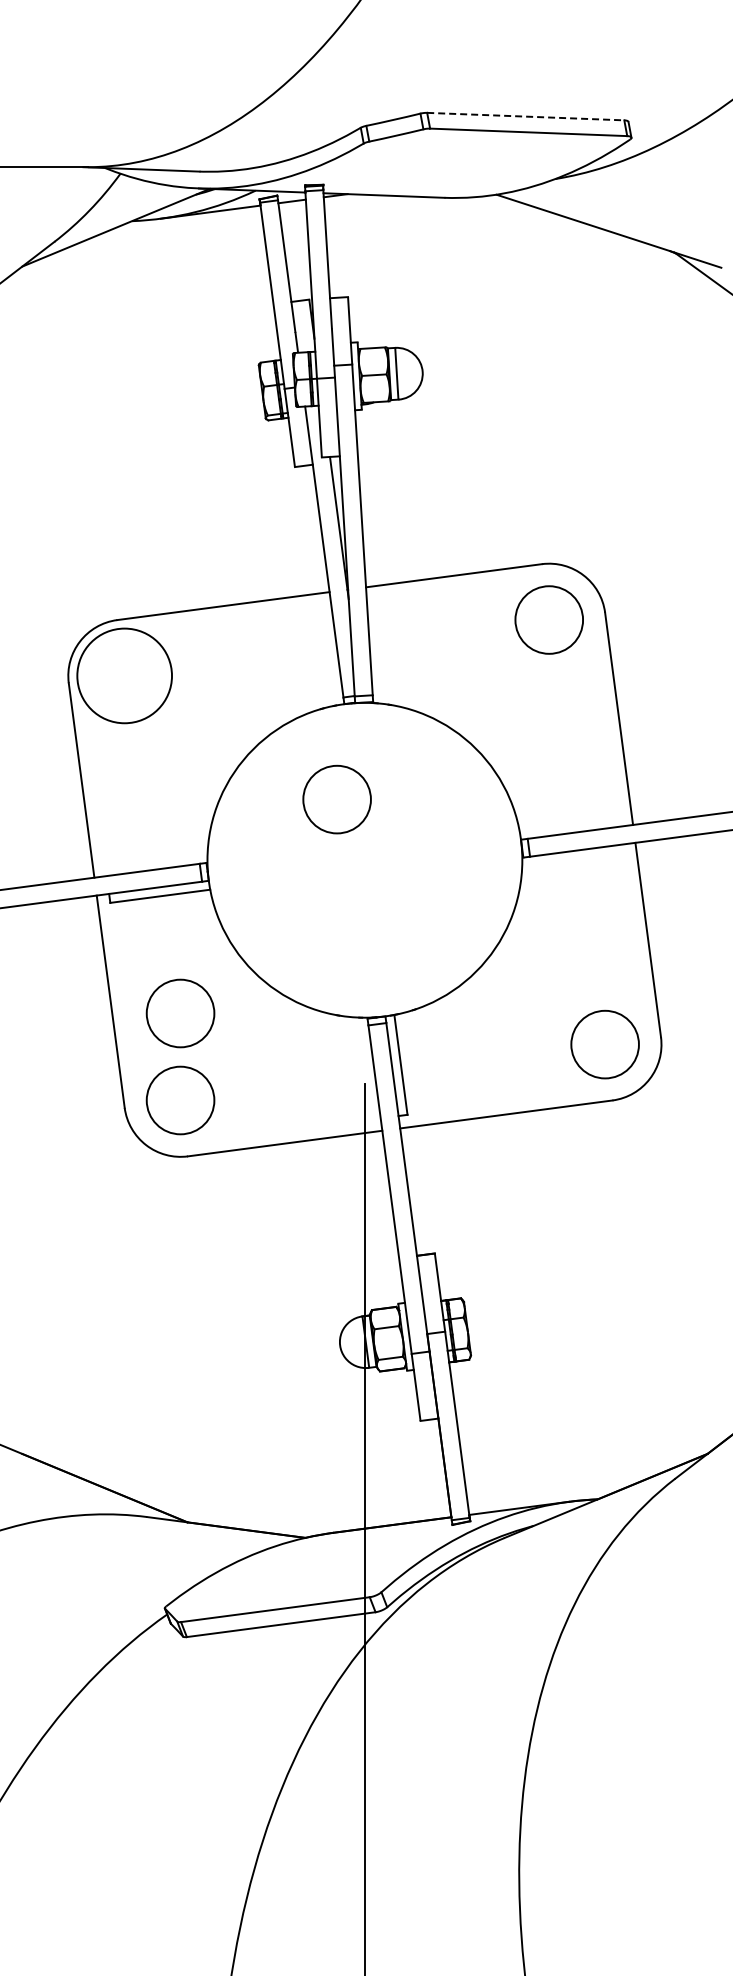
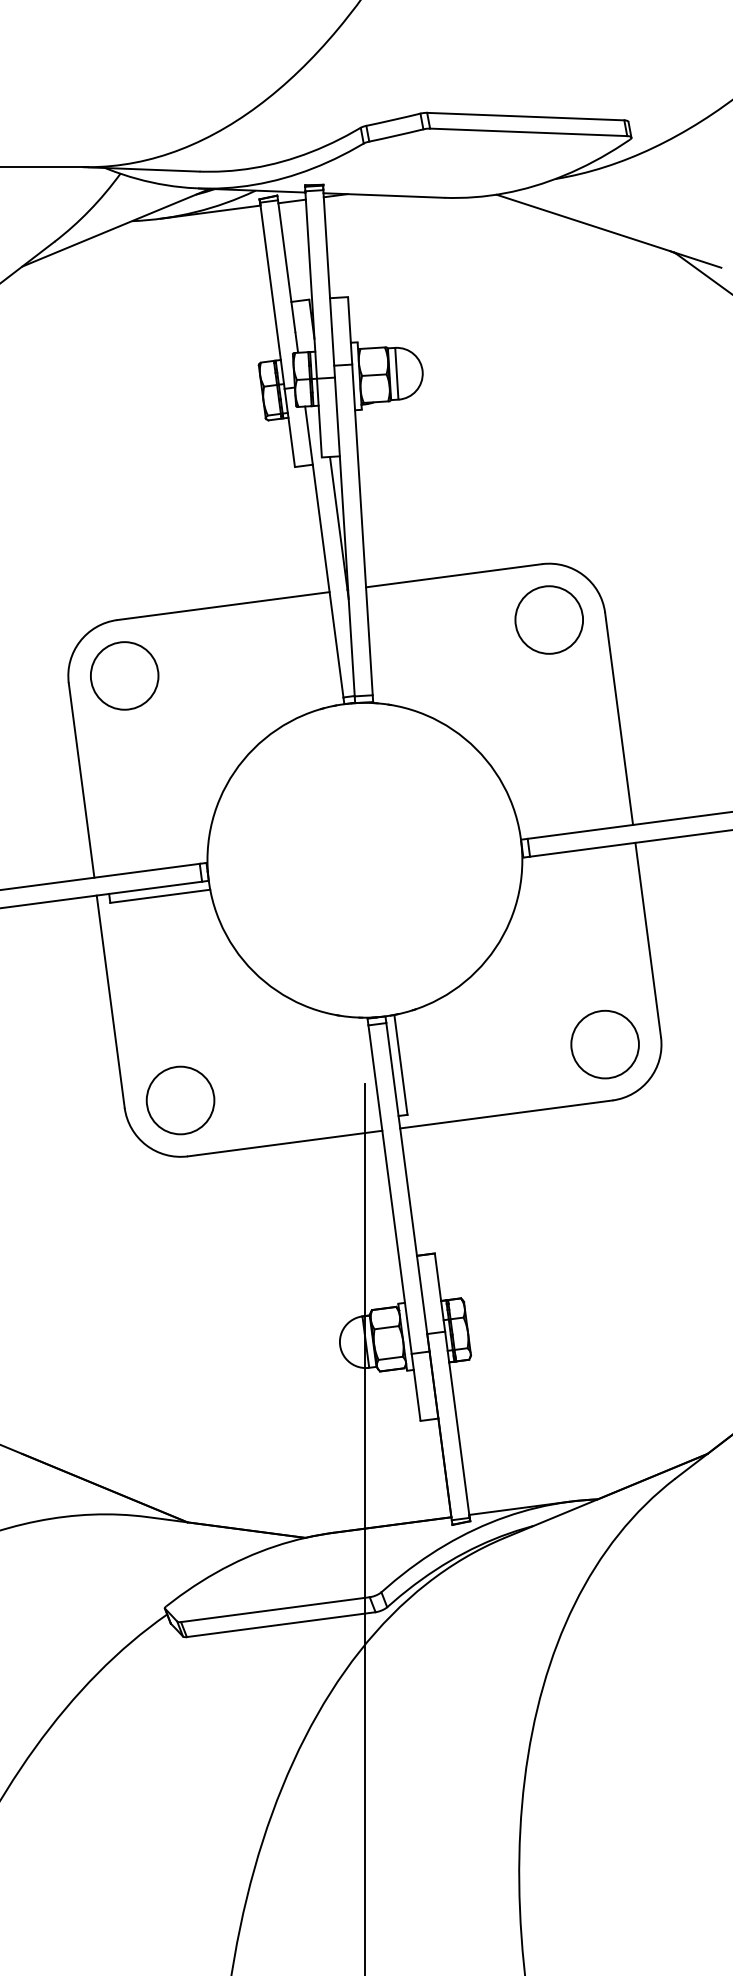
line: dashed -> solid (525, 116)
circle diameter: 95 px -> 68 px (124, 675)
circle: present -> none (336, 799)
circle: present -> none (180, 1013)
